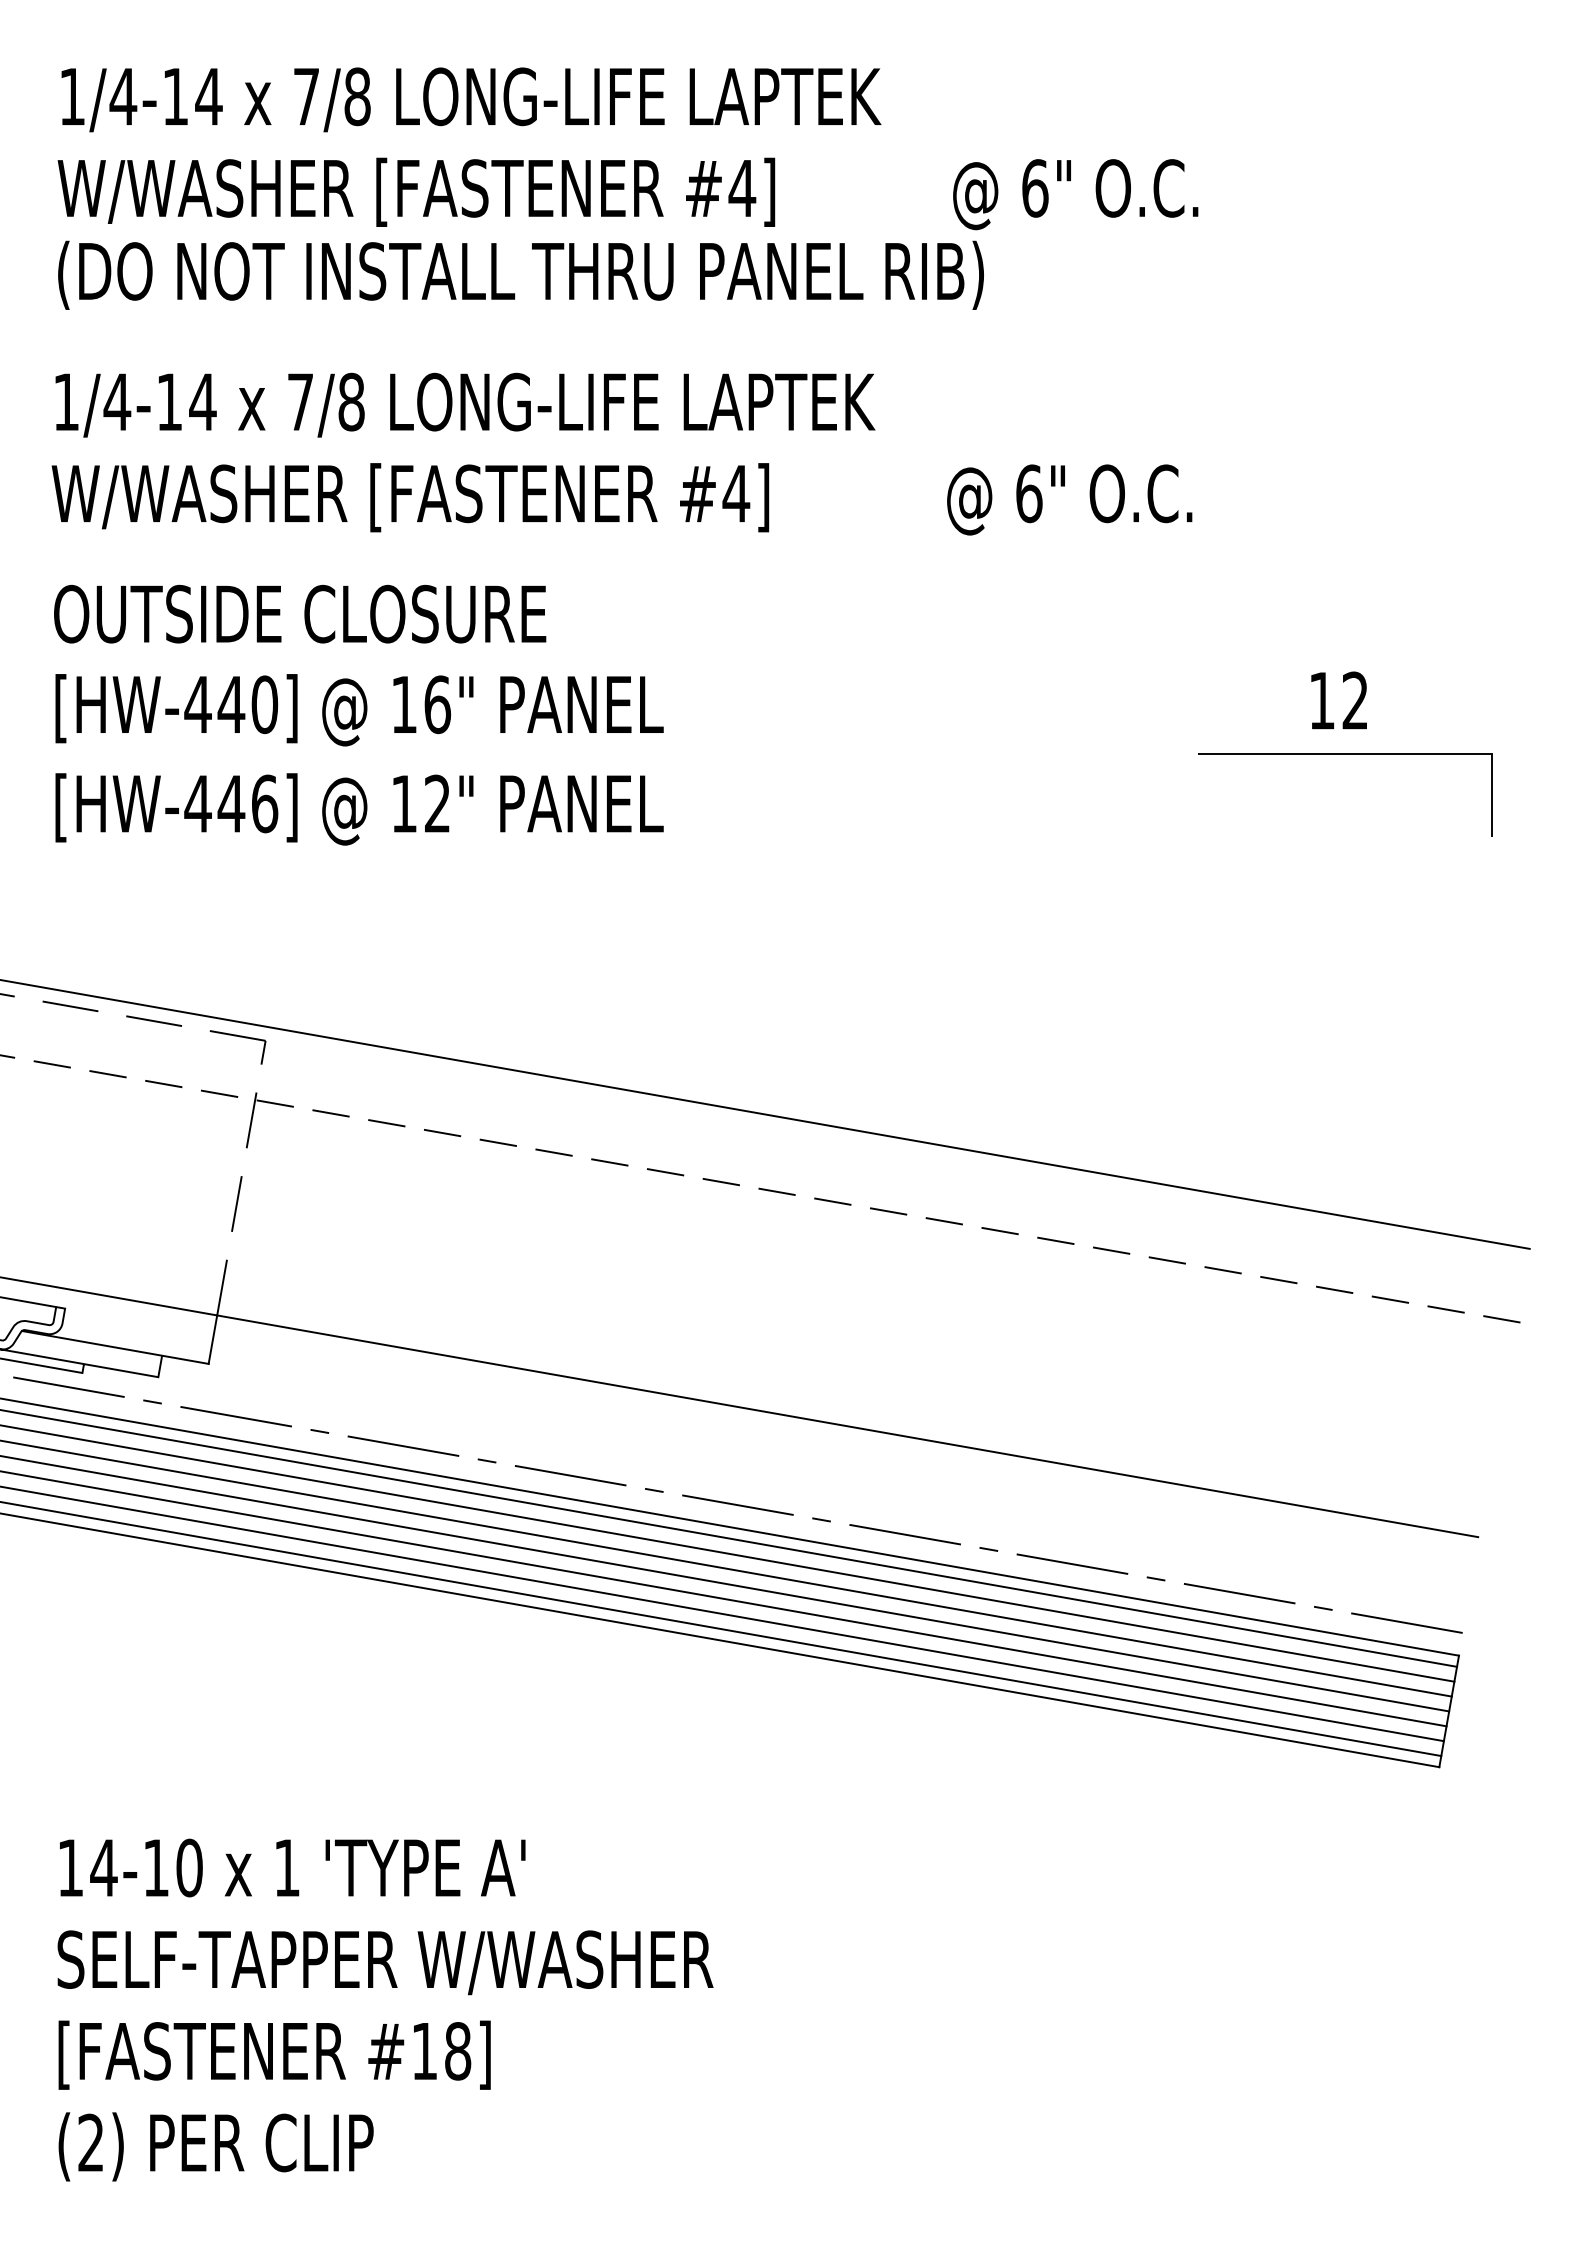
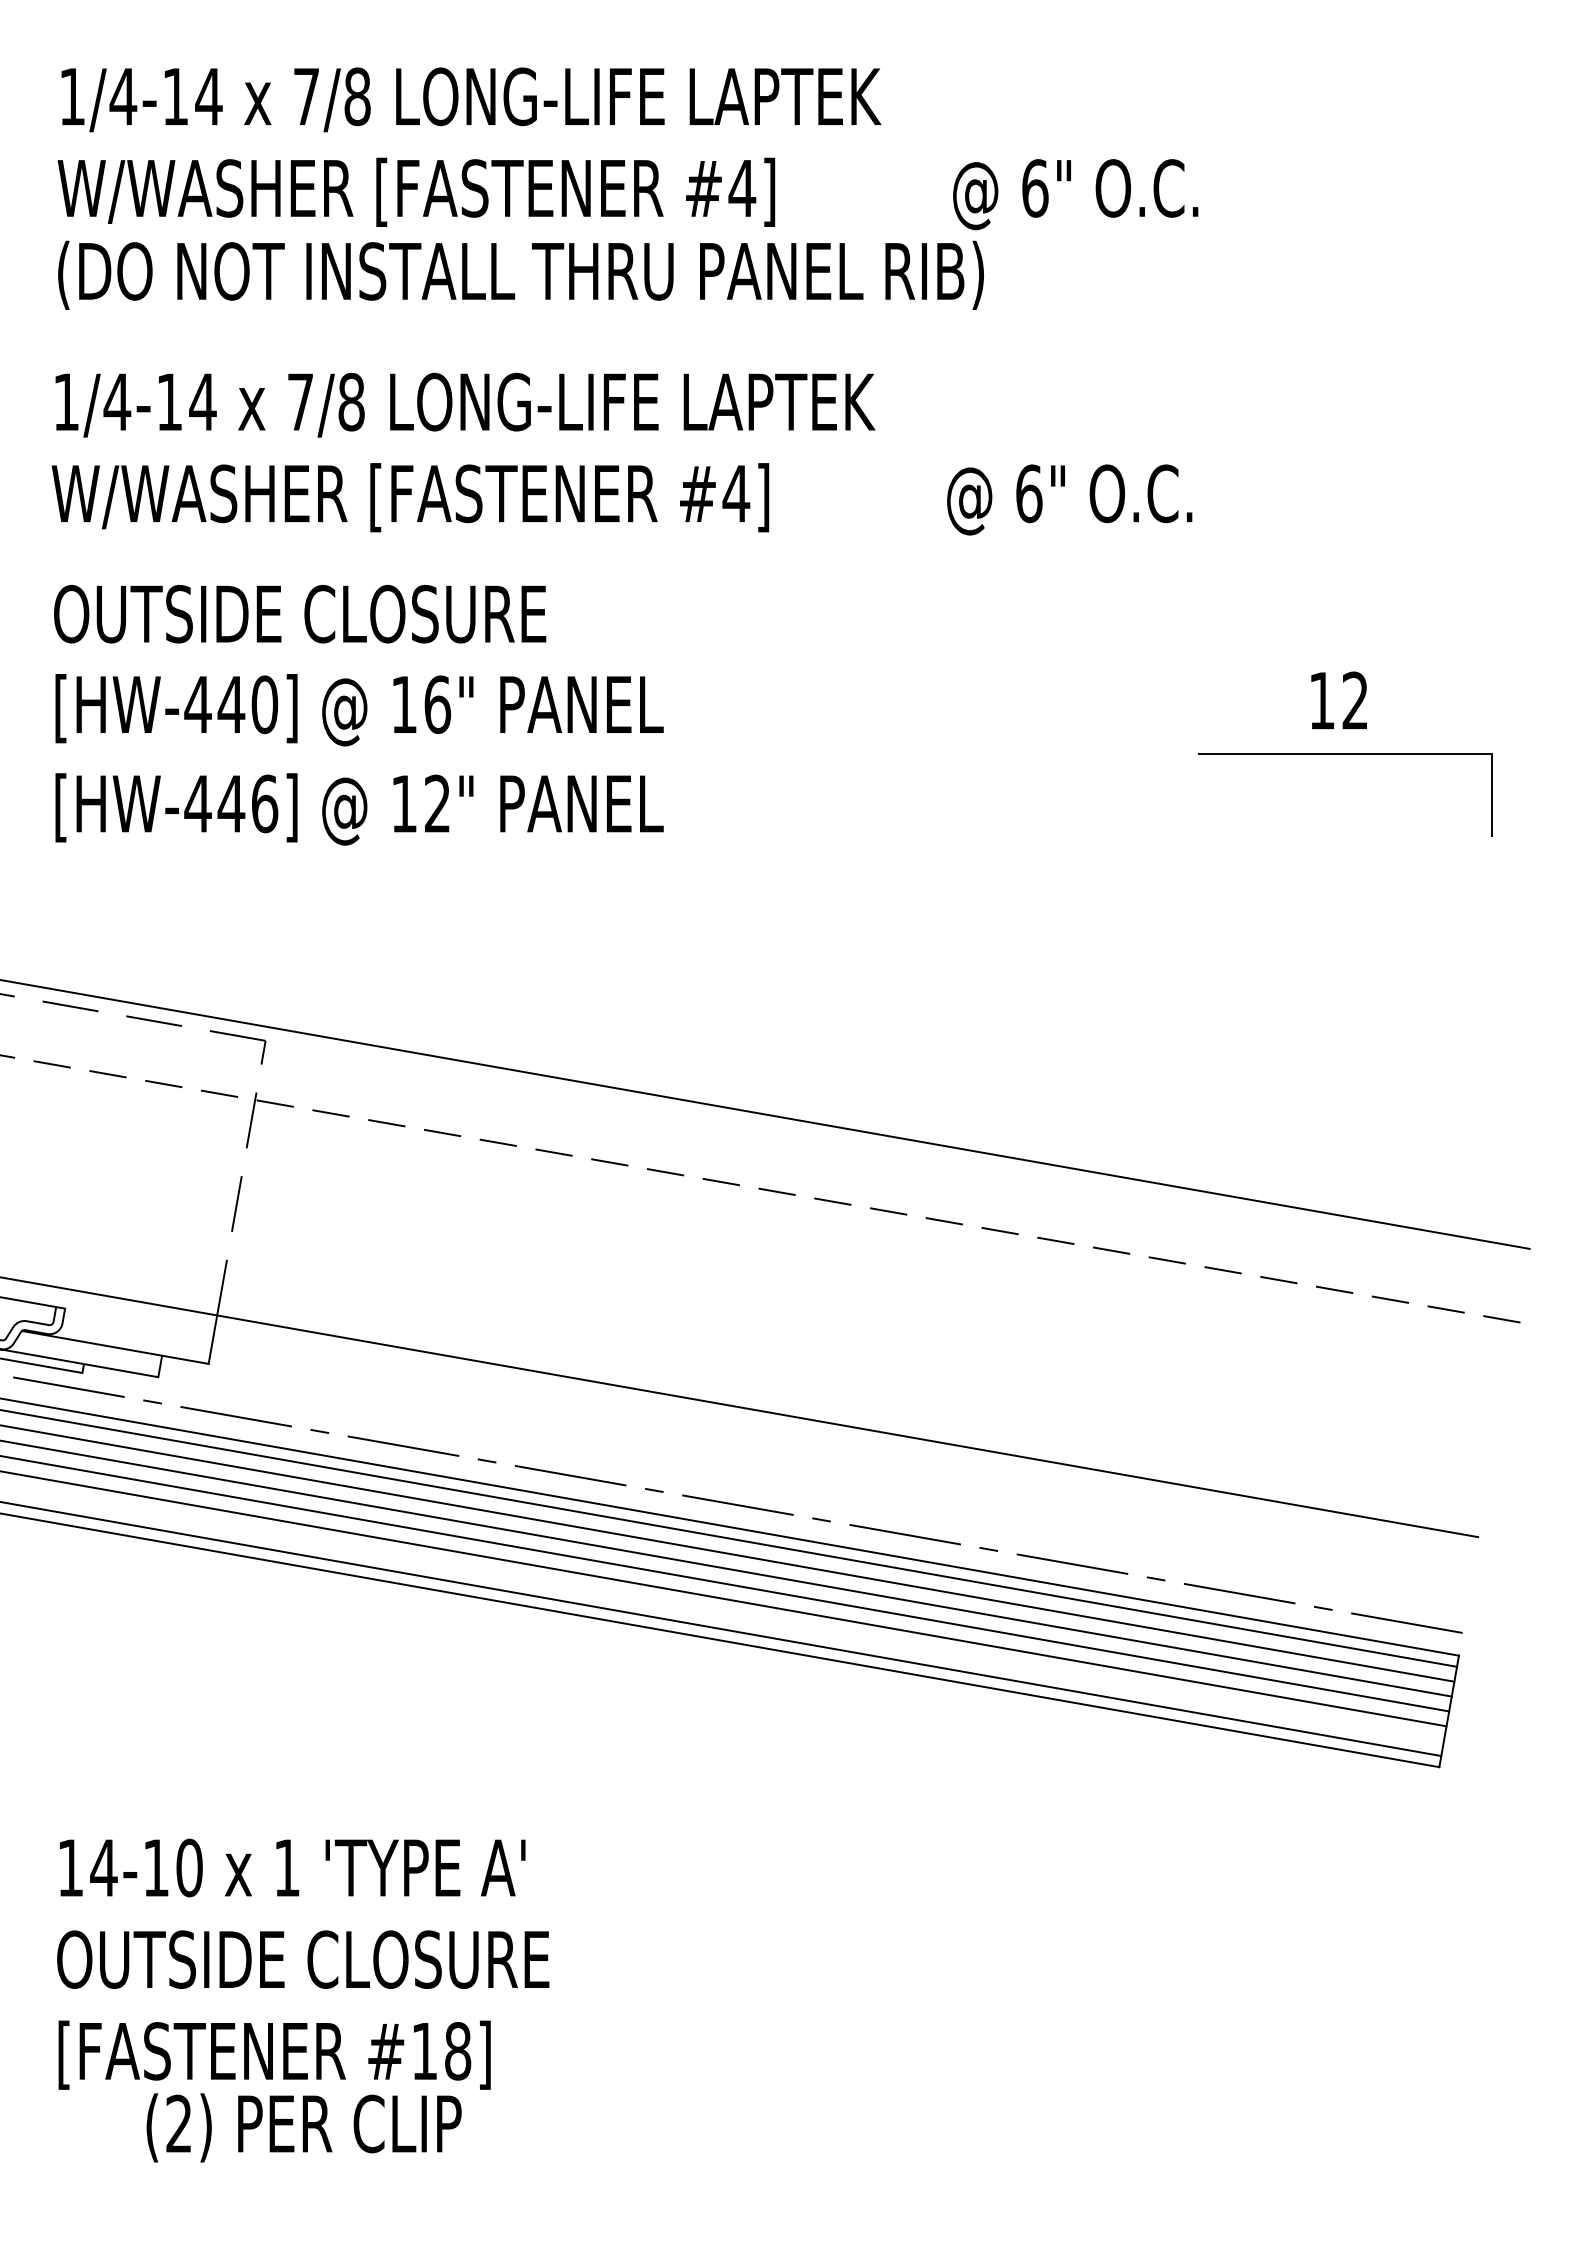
line: present -> none (722, 1613)
text: SELF-TAPPER W/WASHER -> OUTSIDE CLOSURE (385, 1962)
text position: (215, 2146) -> (303, 2127) (303, 2127)
